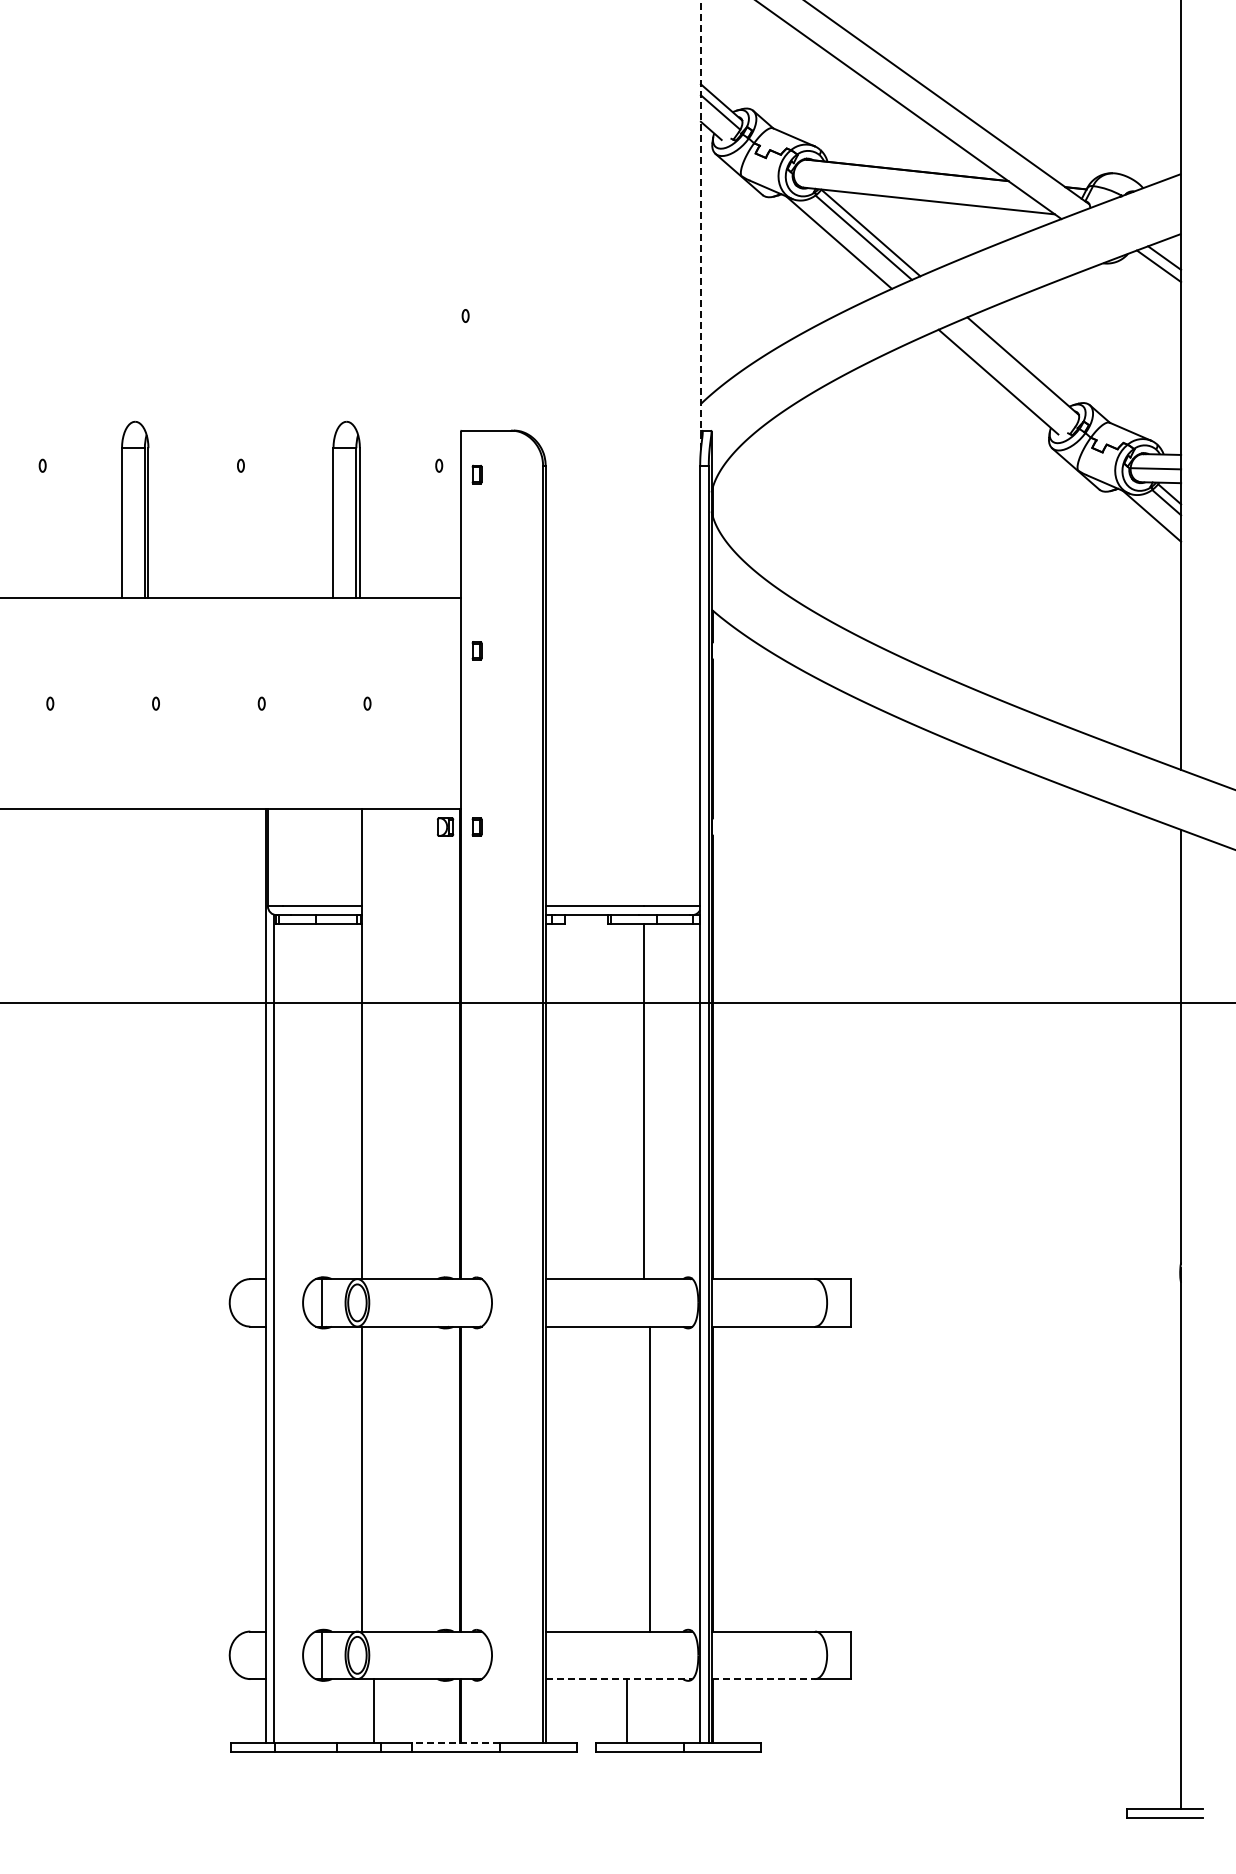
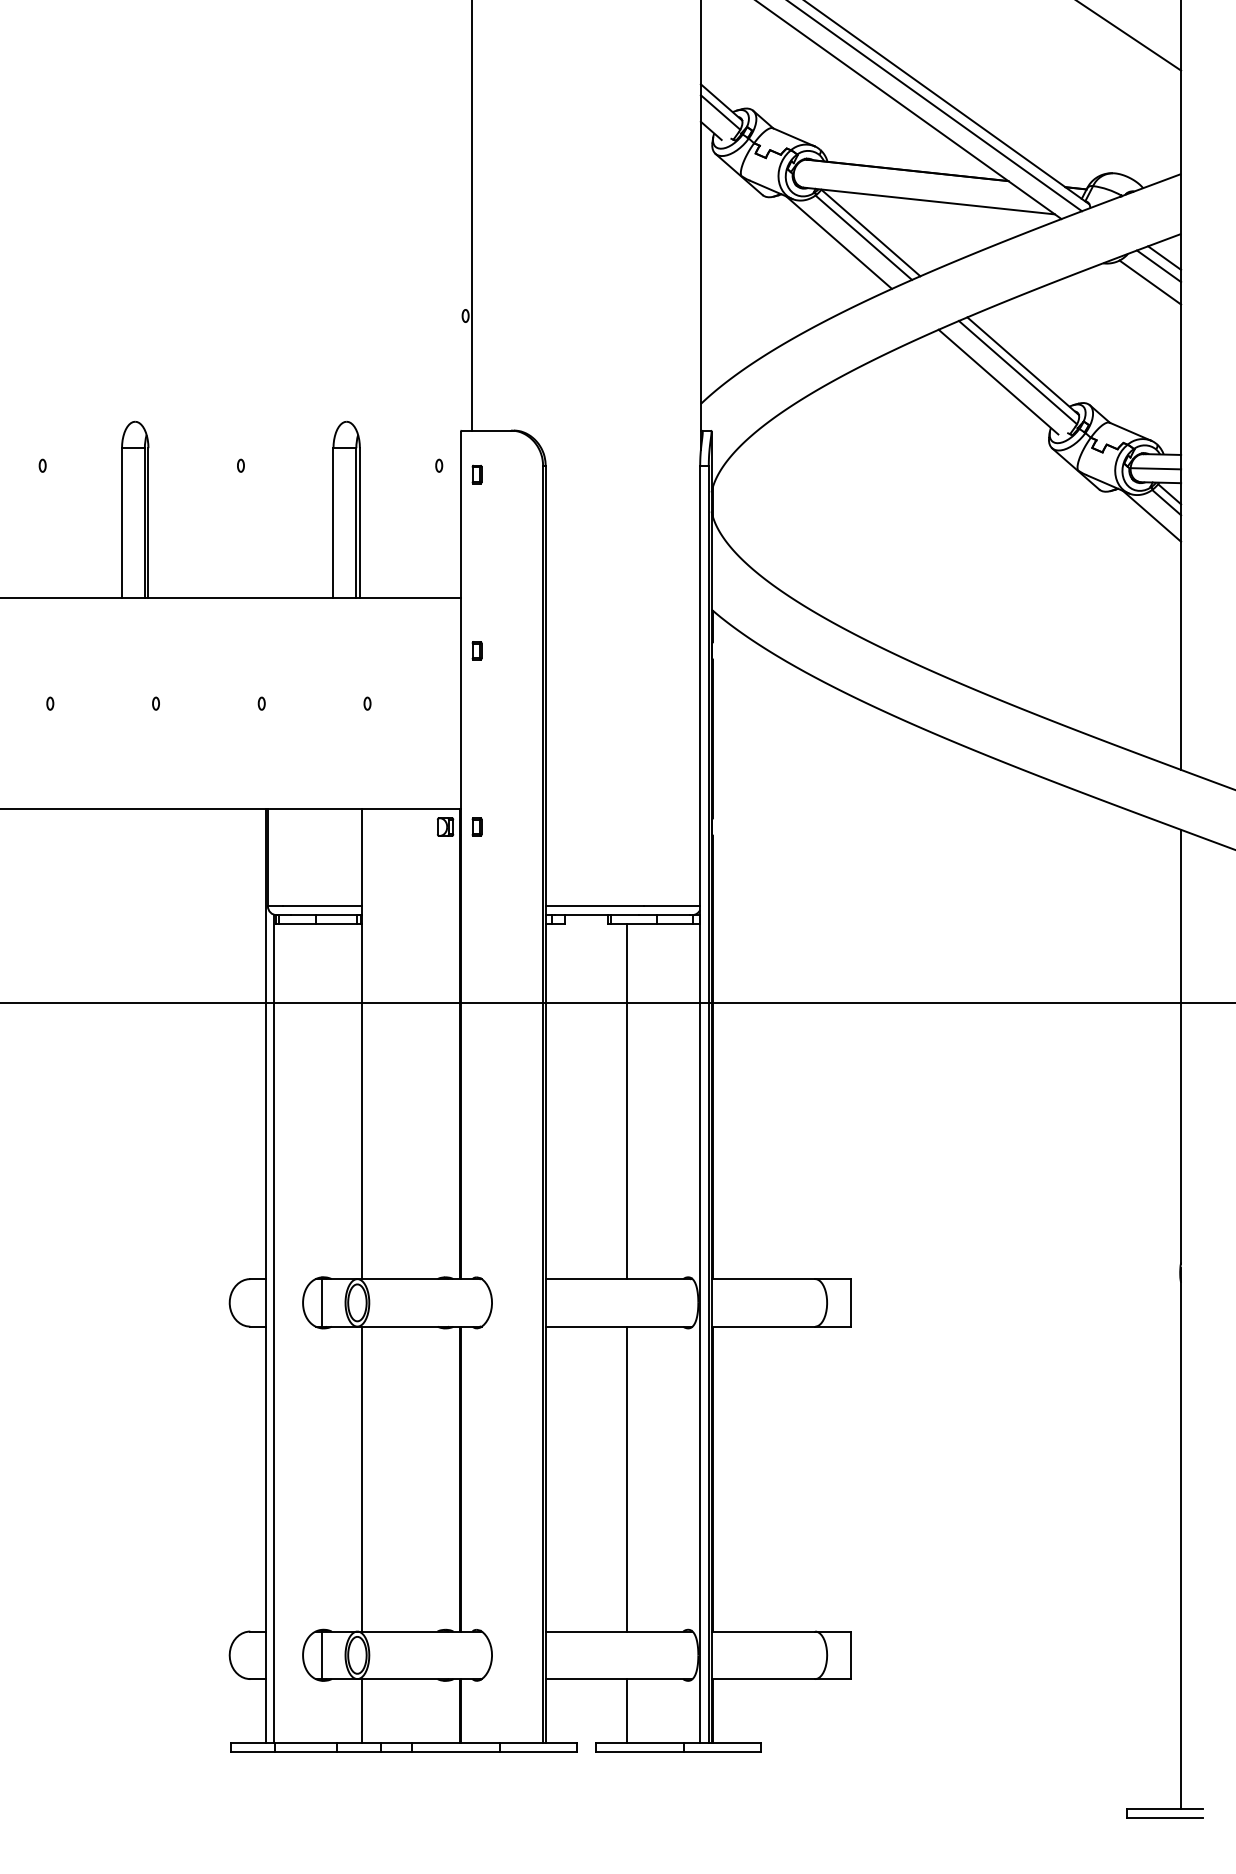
line: none -> present (1130, 36)
line: none -> present (935, 106)
line: none -> present (471, 216)
line: dashed -> solid (700, 225)
line: none -> present (1150, 282)
line: none -> present (1017, 372)
line position: (643, 1101) -> (626, 1101) (626, 1101)
line position: (649, 1478) -> (626, 1478) (626, 1478)
line: dashed -> solid (619, 1679)
line: dashed -> solid (763, 1679)
line position: (373, 1711) -> (361, 1711) (361, 1711)
line: dashed -> solid (455, 1743)
